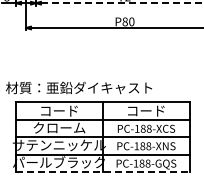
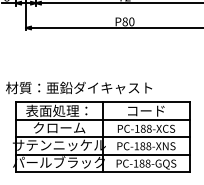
line: dashed -> solid (122, 3)
text: コード -> 表面処理： (56, 110)
line: dashed -> solid (102, 171)
